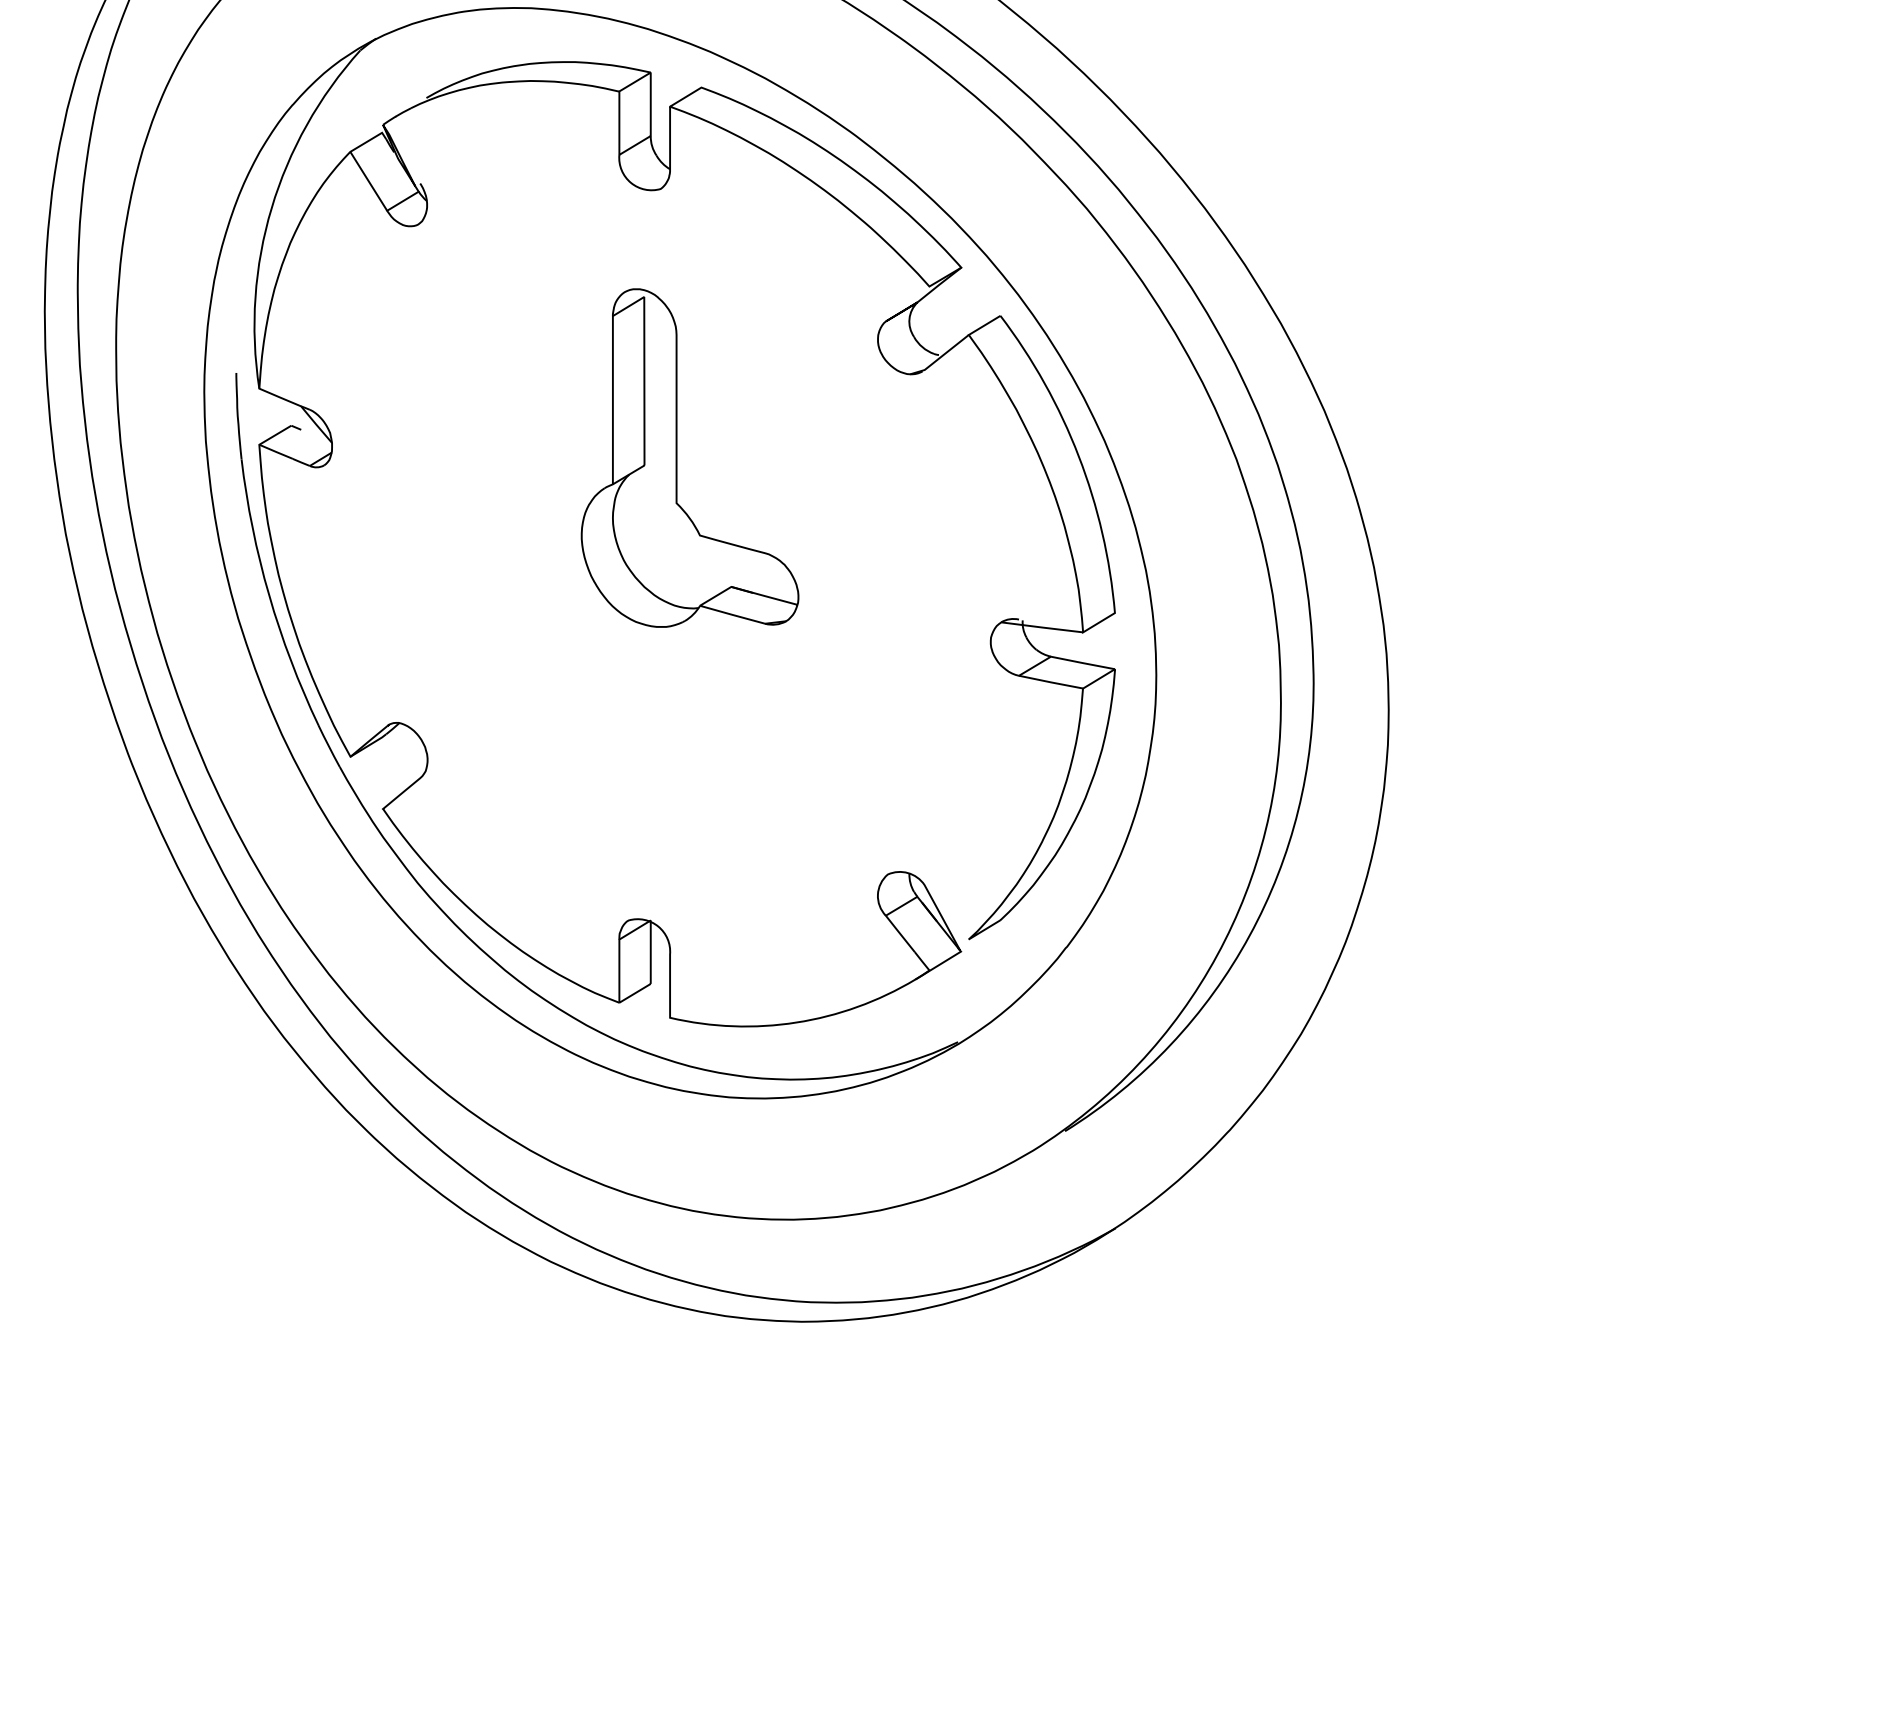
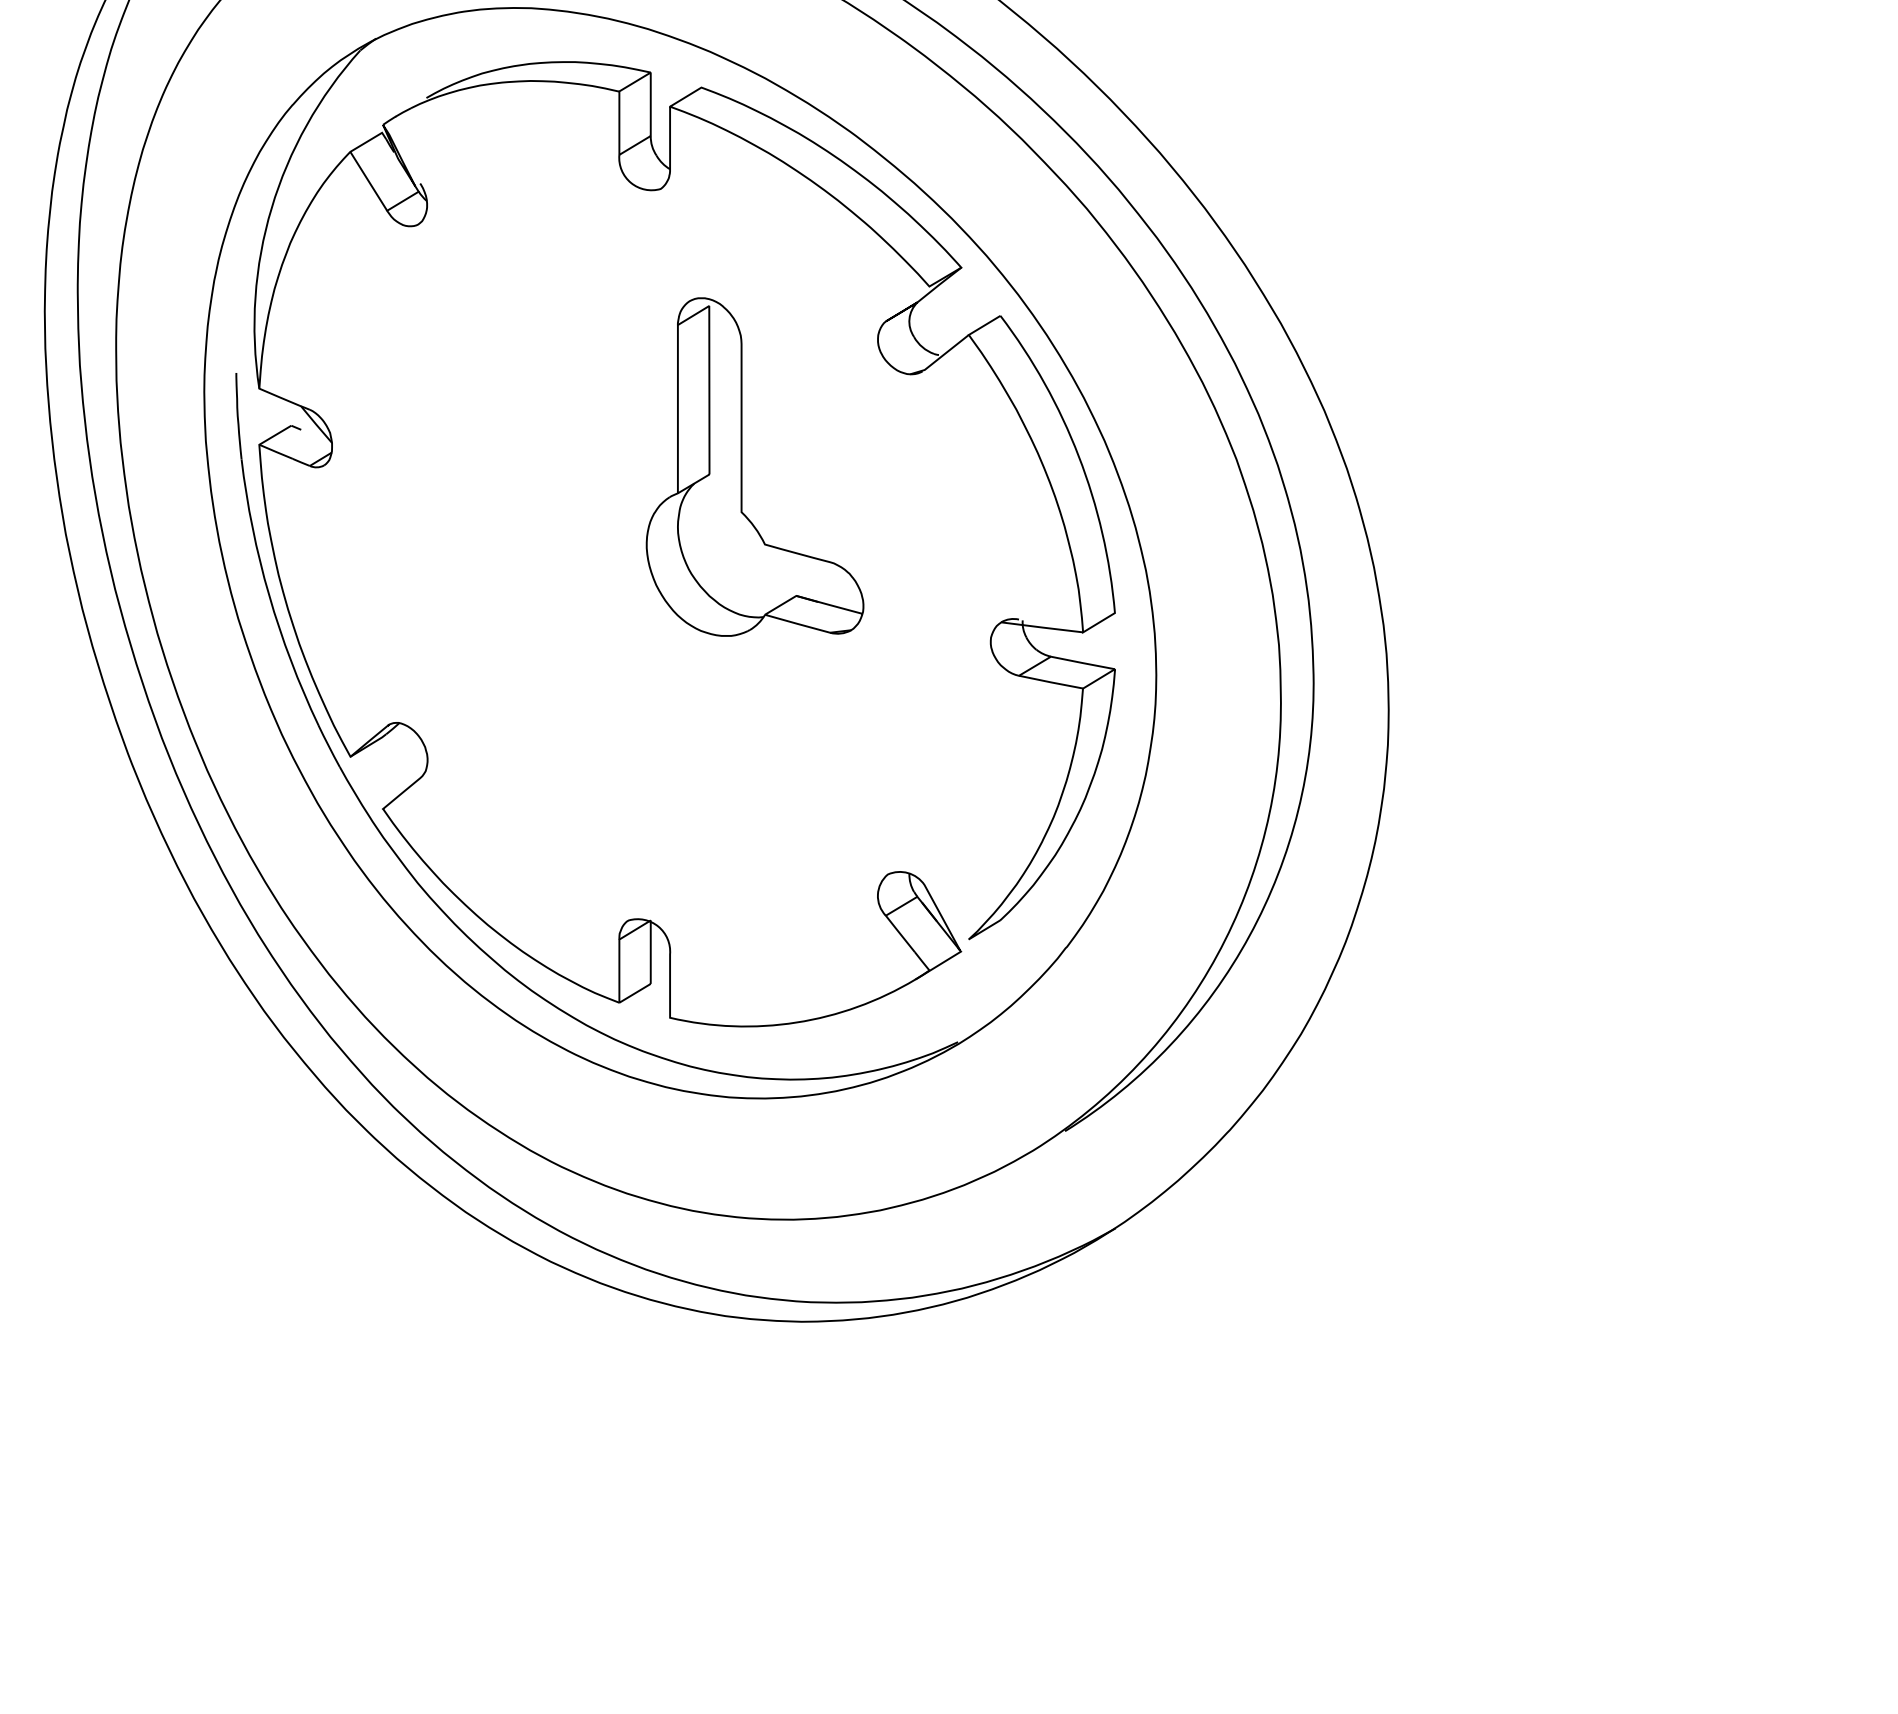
part position: (677, 457) -> (742, 466) (742, 466)
